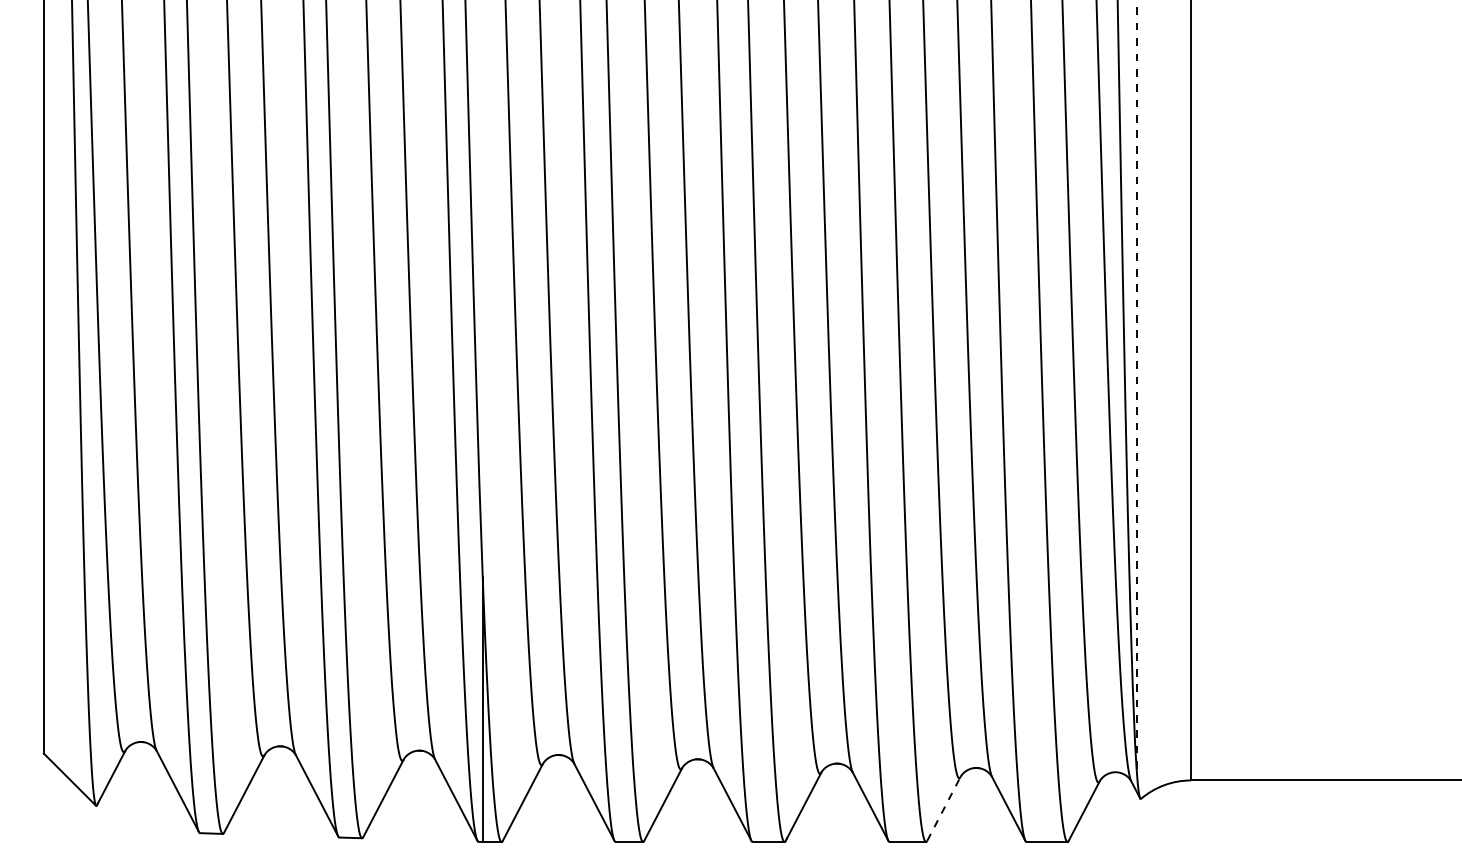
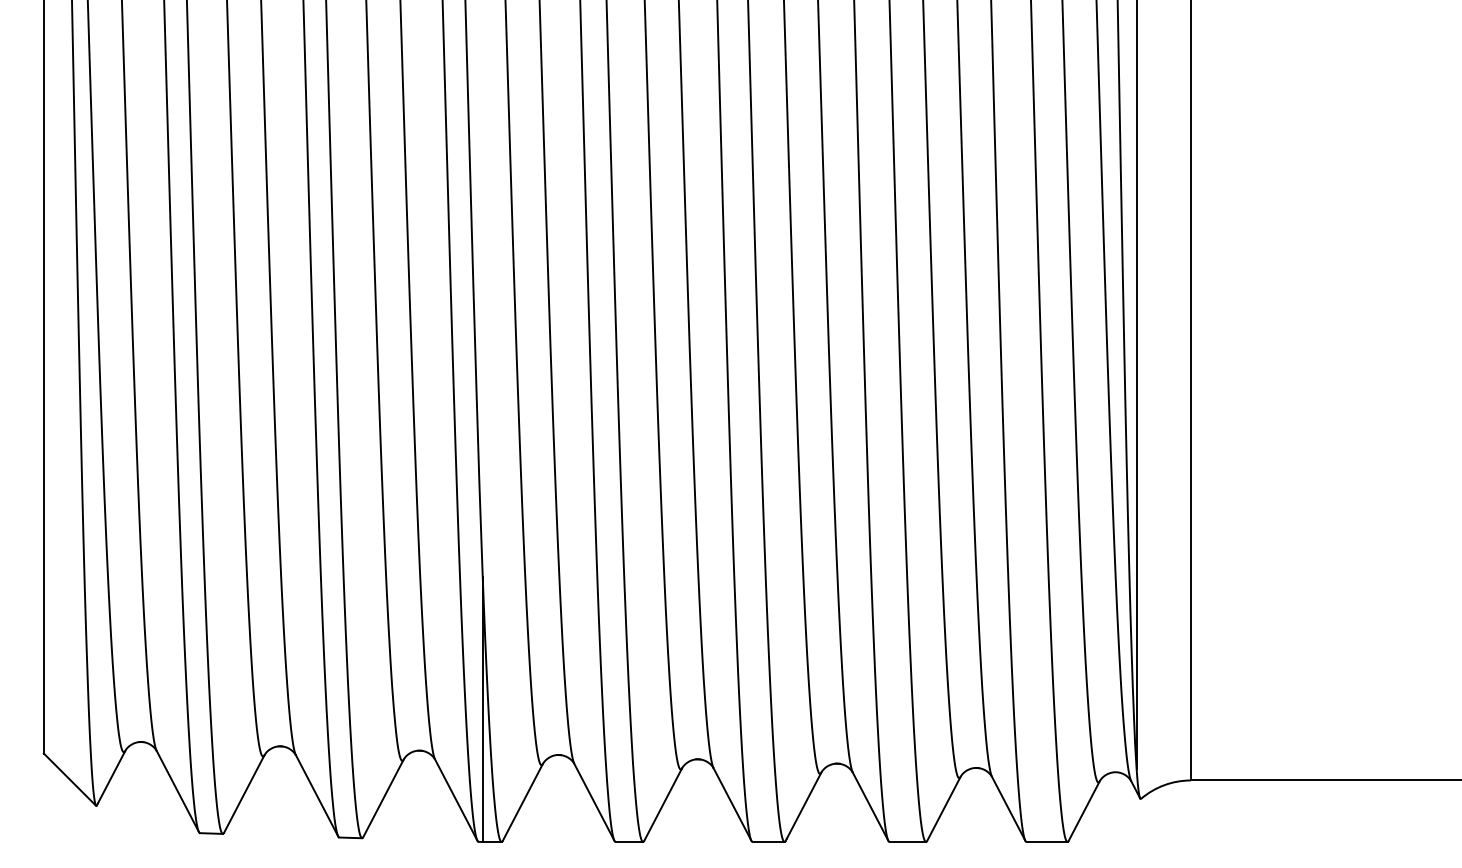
line: dashed -> solid (1136, 384)
line: dashed -> solid (943, 808)
